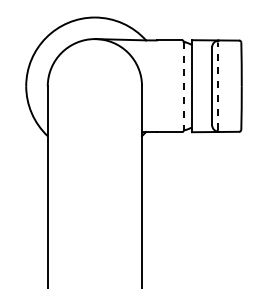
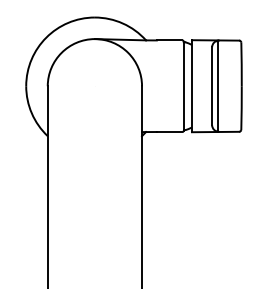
line: dashed -> solid (183, 86)
line: dashed -> solid (217, 86)
